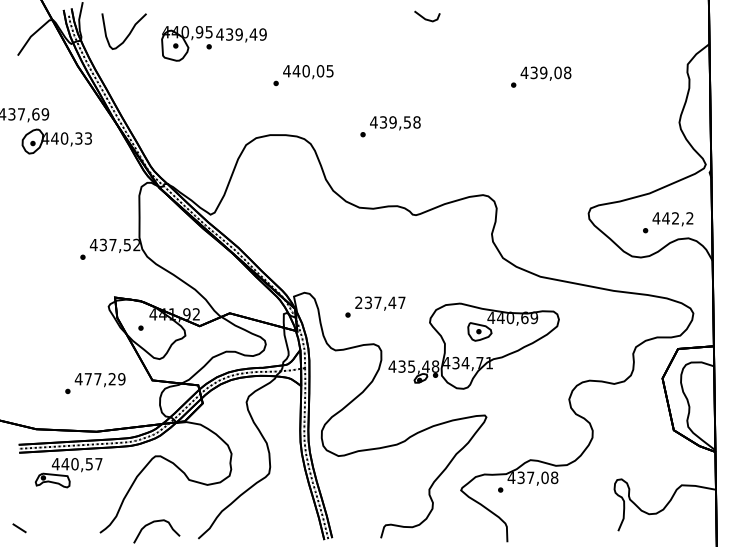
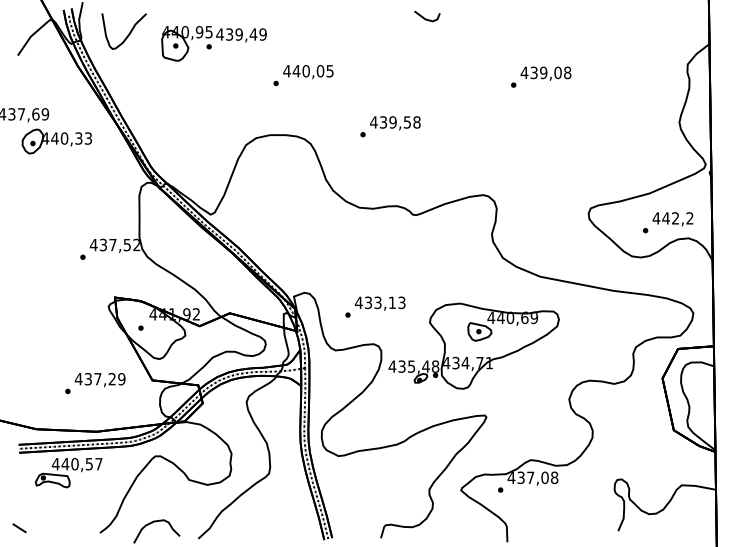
text: 237,47 -> 433,13 (379, 302)
text: 477,29 -> 437,29 (87, 379)
